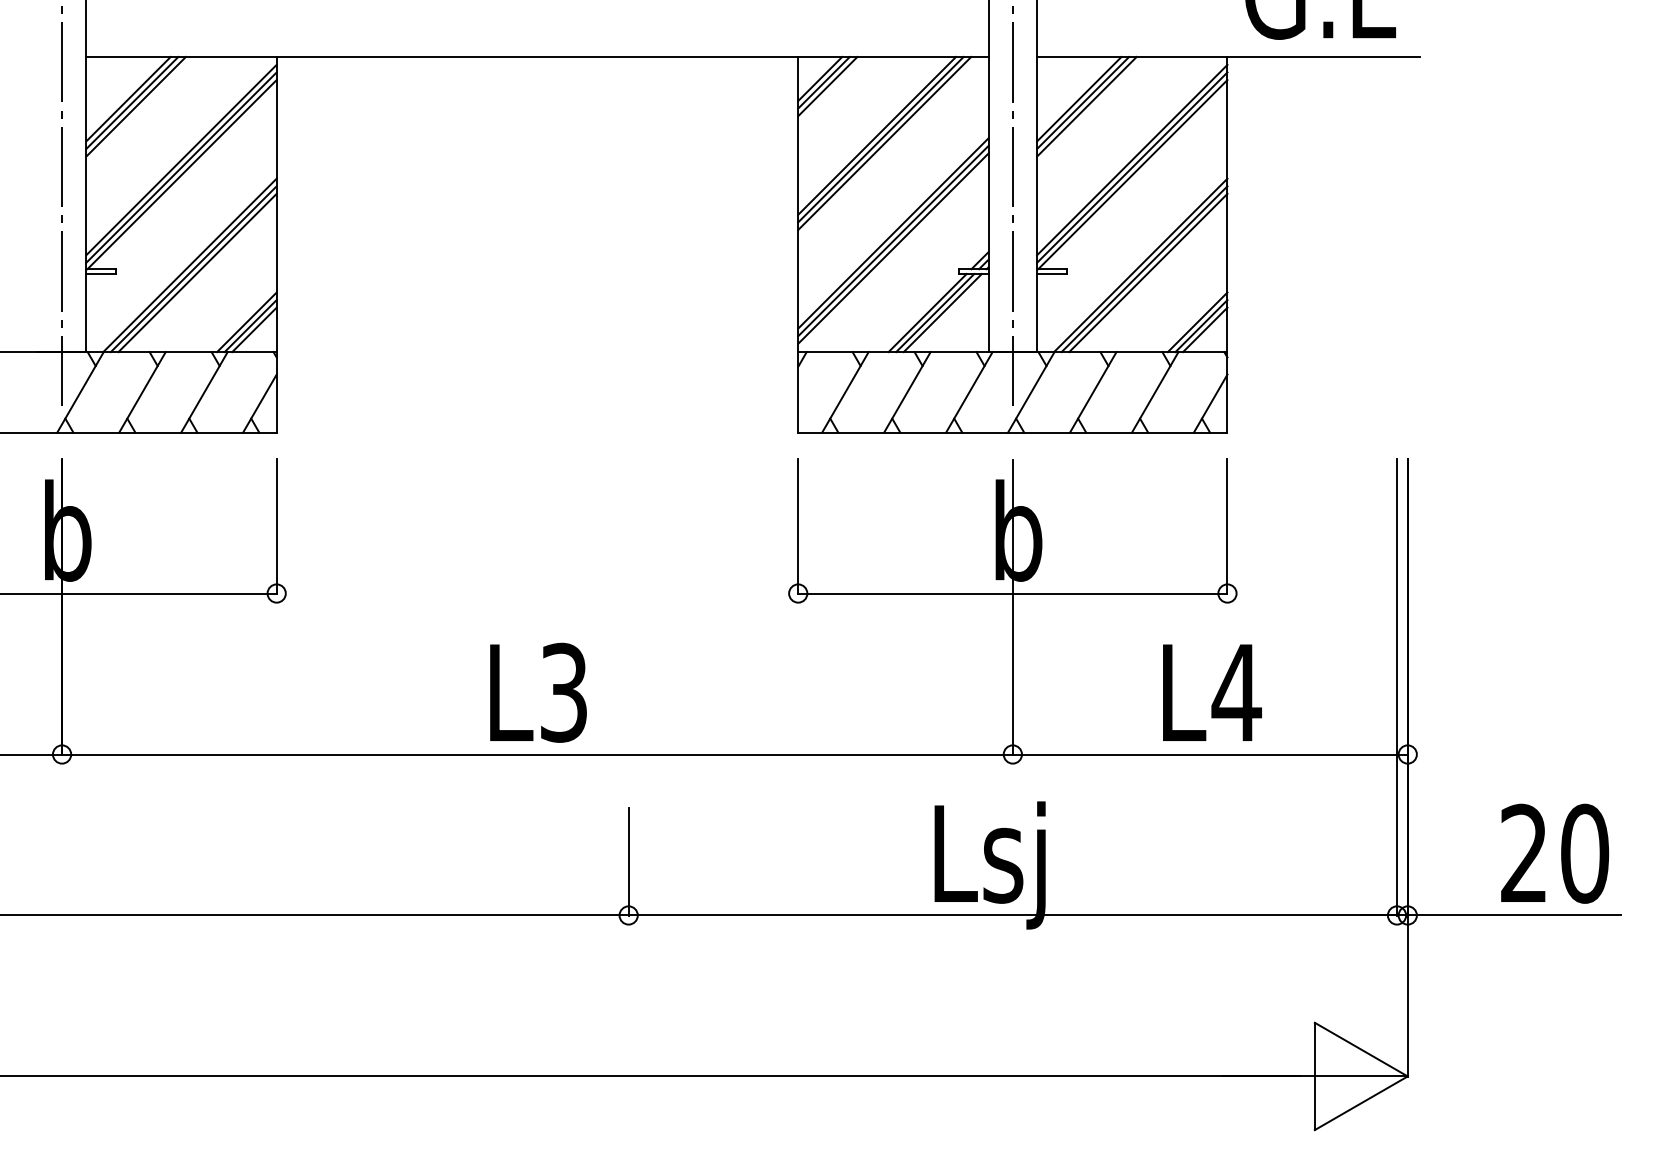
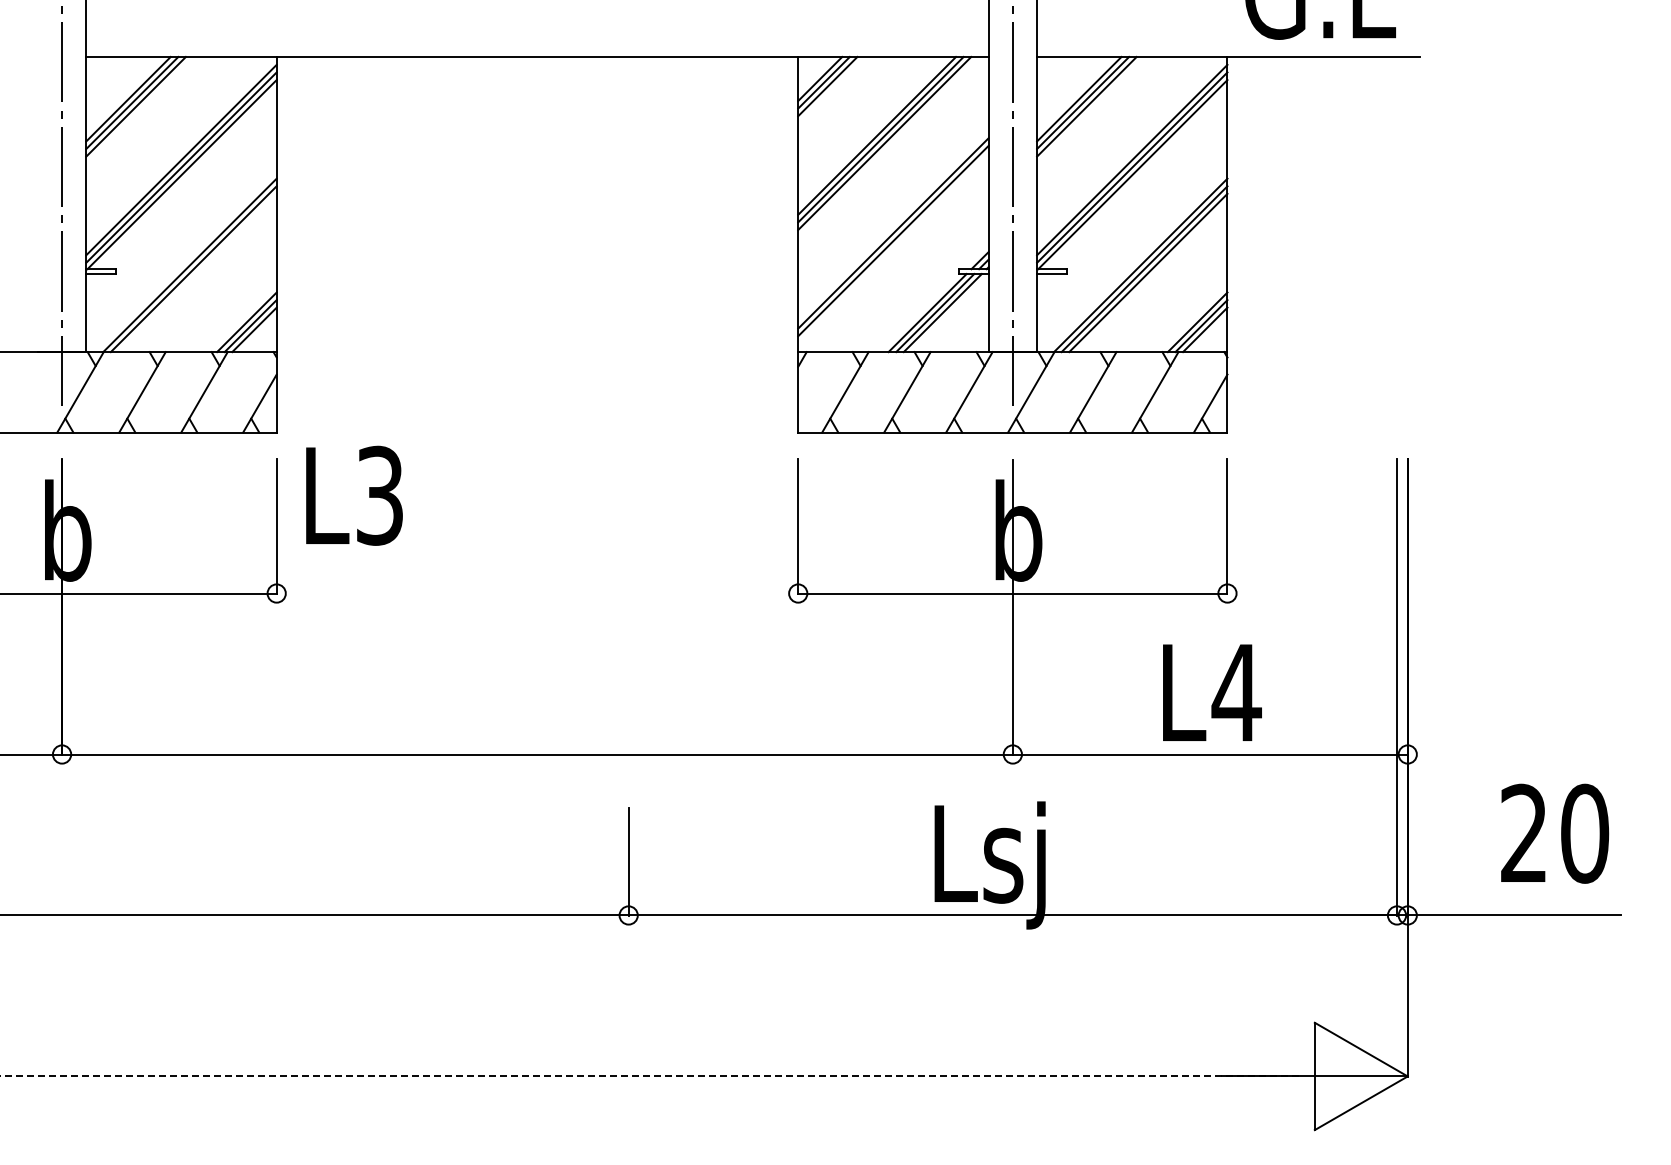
line: present -> none (893, 248)
line: present -> none (197, 272)
text position: (538, 692) -> (354, 495) (354, 495)
text position: (1555, 853) -> (1555, 833) (1555, 833)
line: solid -> dashed (650, 1076)
